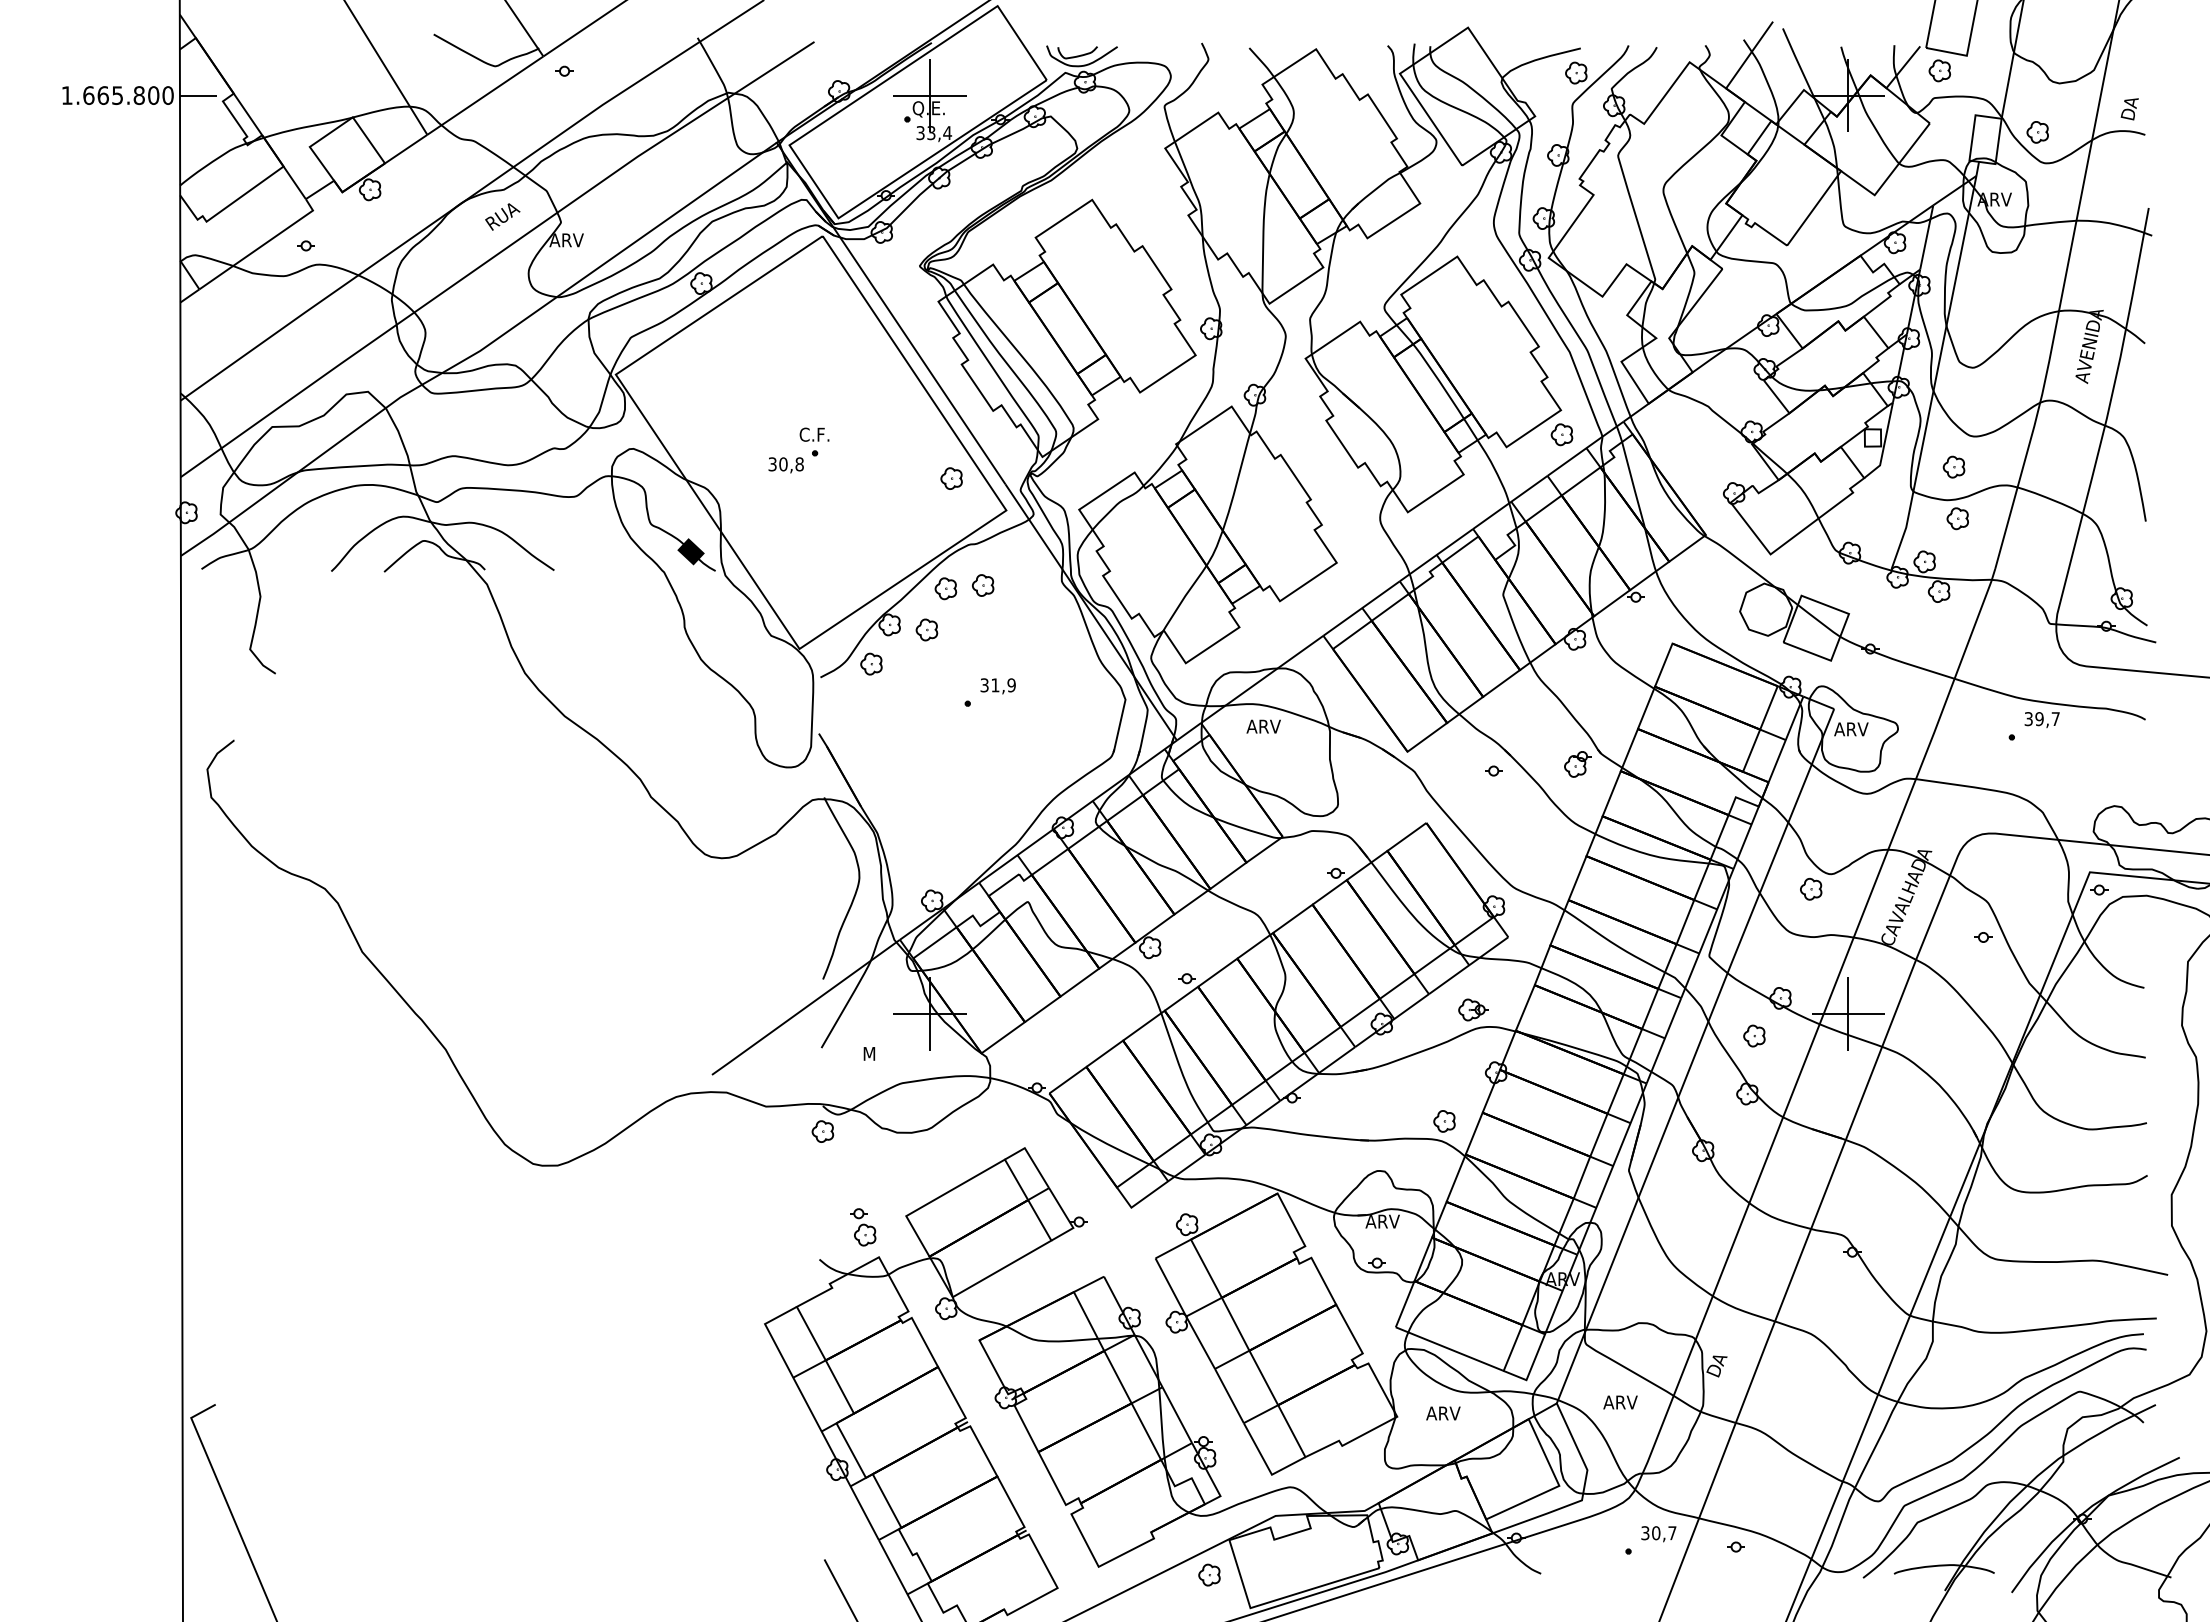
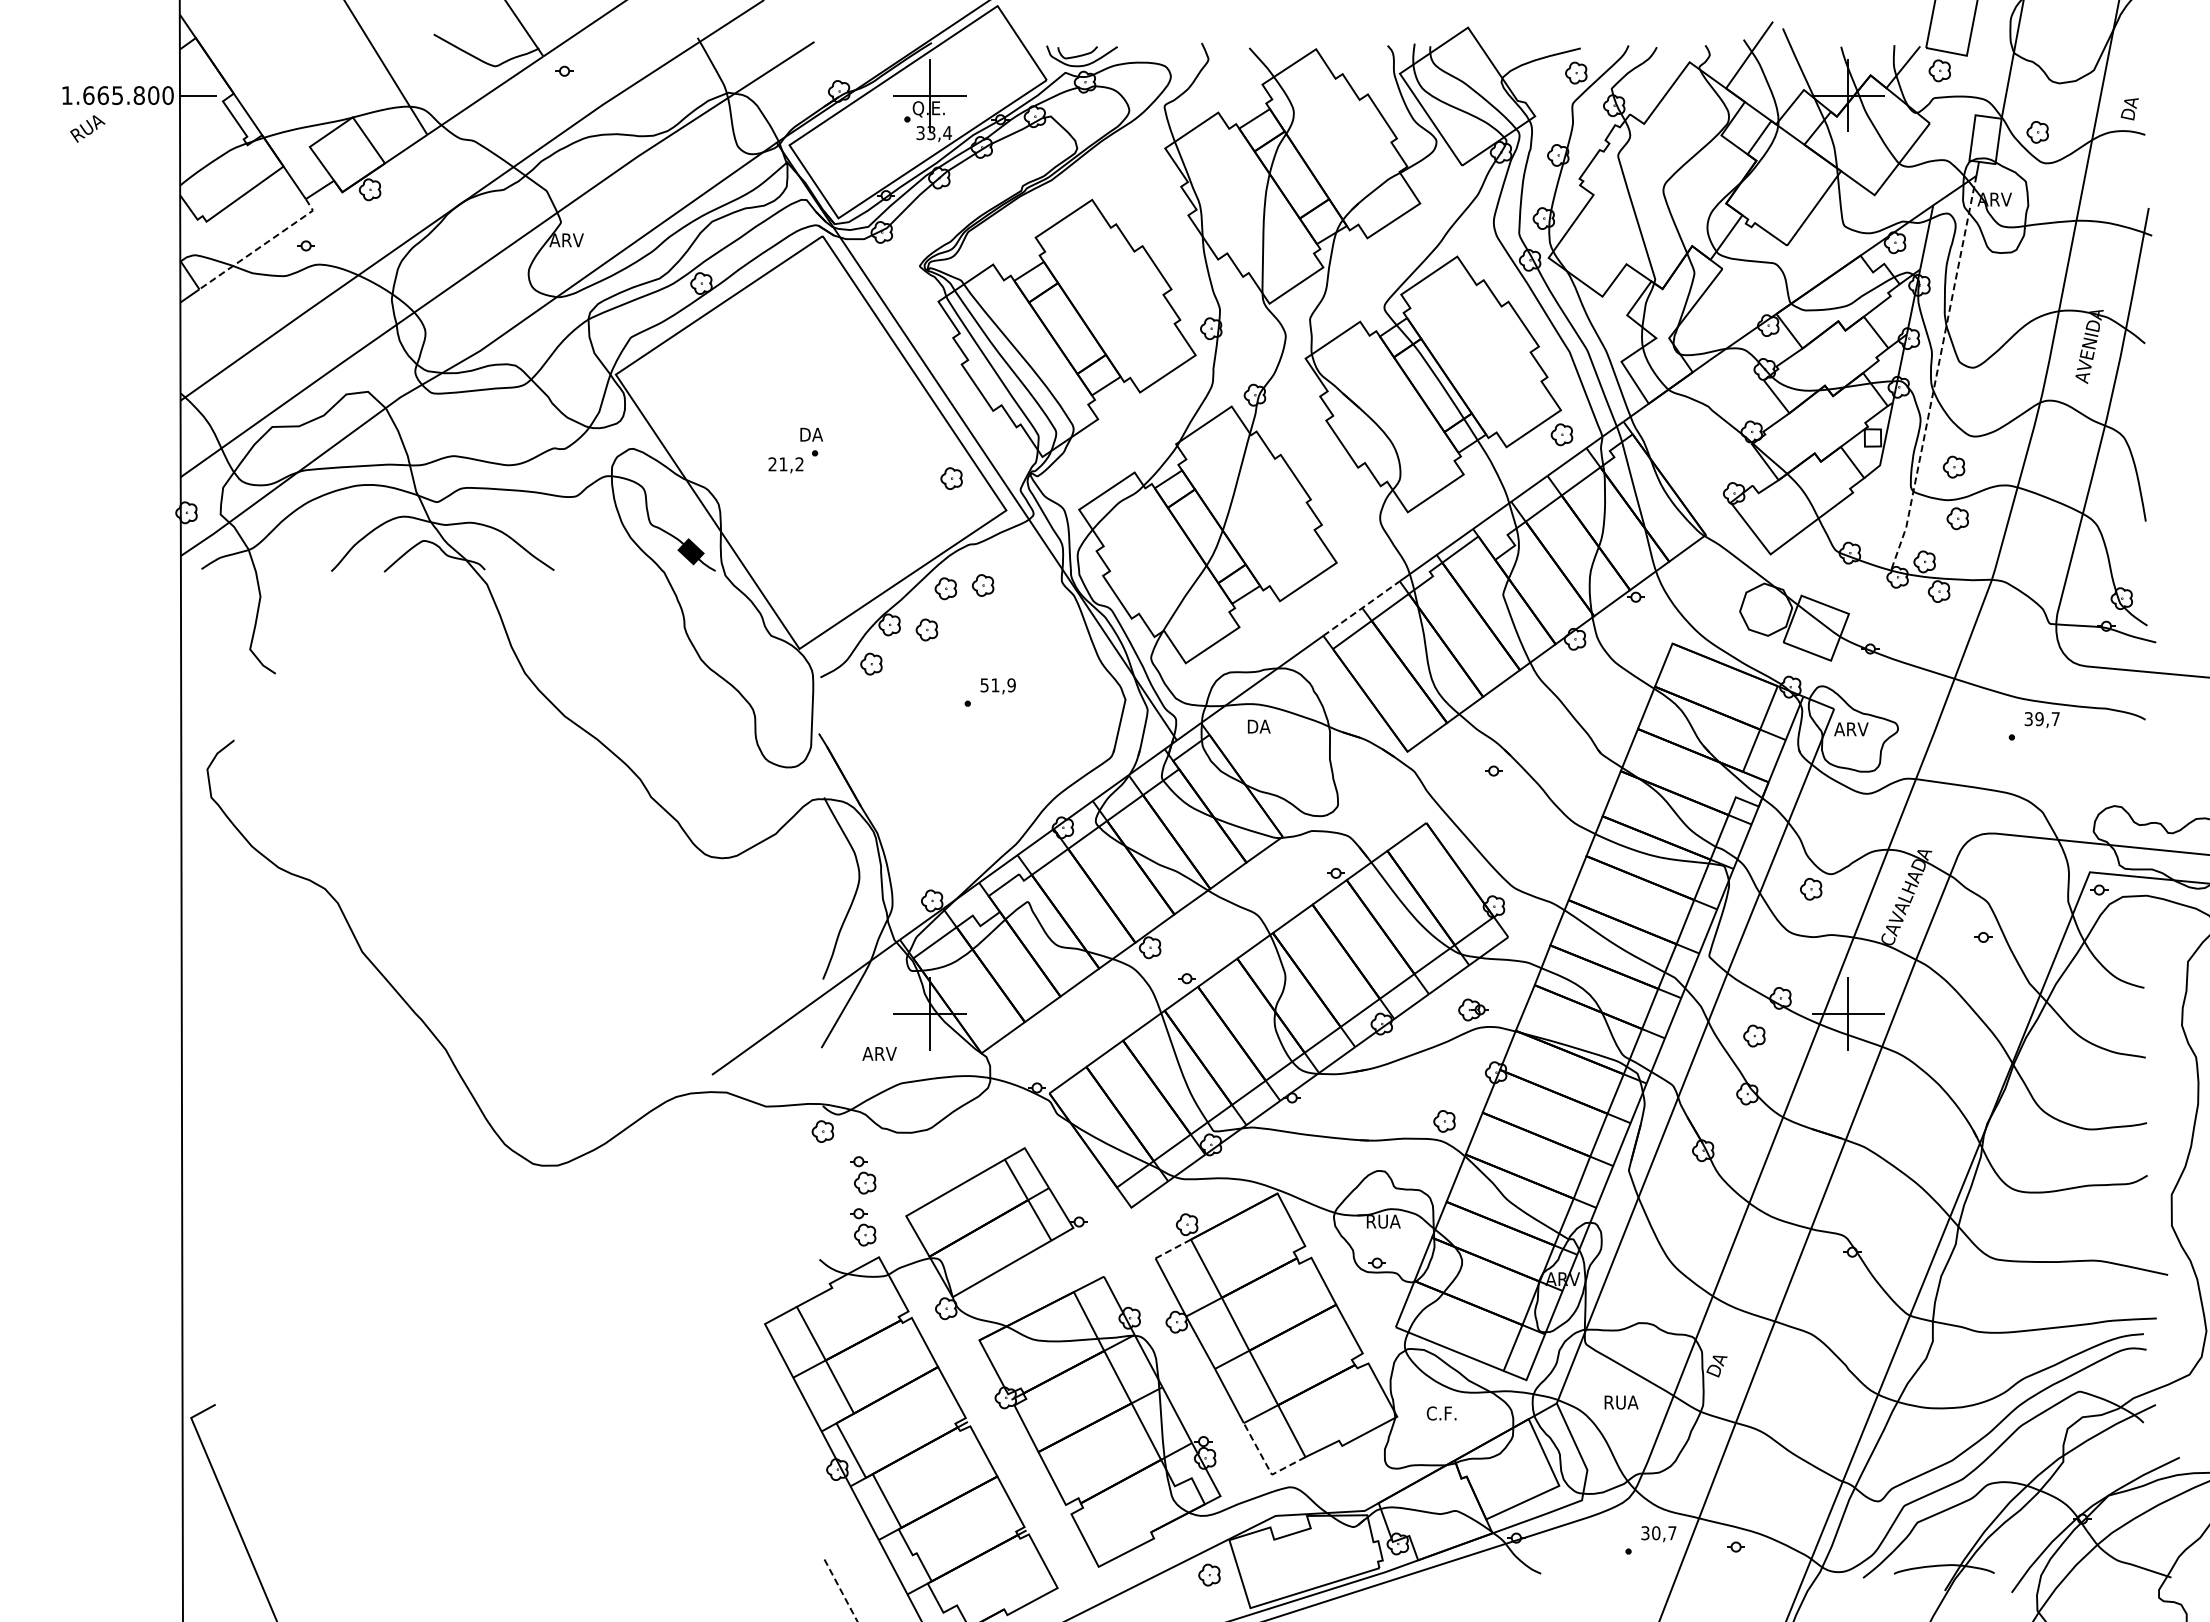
text position: (502, 216) -> (87, 128) (87, 128)
line: solid -> dashed (262, 245)
line: solid -> dashed (1936, 373)
text: C.F. -> DA (814, 434)
text: 30,8 -> 21,2 (785, 464)
line: solid -> dashed (1362, 608)
text: 31,9 -> 51,9 (984, 684)
text: ARV -> DA (1263, 726)
part: present -> none (1577, 764)
text: M -> ARV (879, 1053)
part: none -> present (863, 1175)
text: ARV -> RUA (1382, 1221)
line: solid -> dashed (1173, 1248)
text: ARV -> RUA (1620, 1402)
text: ARV -> C.F. (1443, 1413)
line: solid -> dashed (1267, 1466)
line: solid -> dashed (841, 1591)
